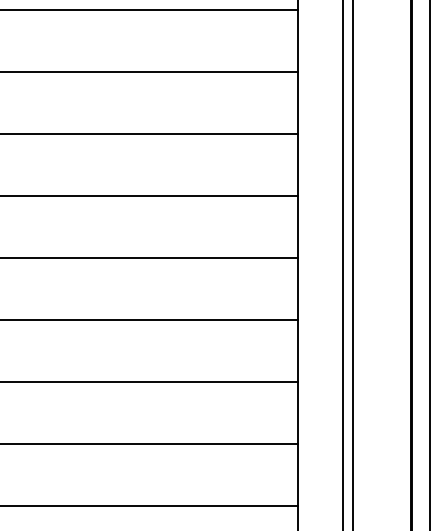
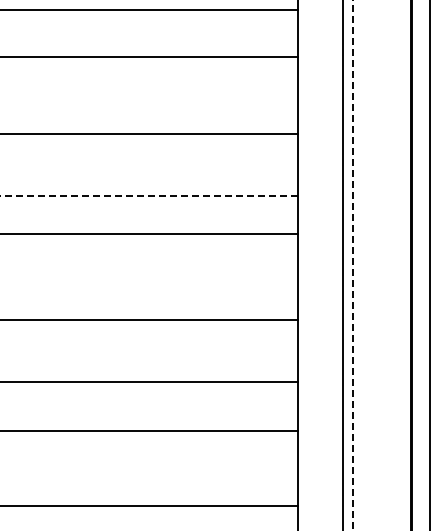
line position: (149, 72) -> (149, 57) (149, 57)
line: solid -> dashed (149, 196)
line position: (149, 258) -> (149, 234) (149, 234)
line: solid -> dashed (352, 265)
line position: (149, 443) -> (149, 430) (149, 430)
